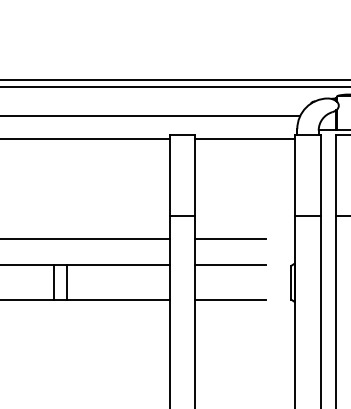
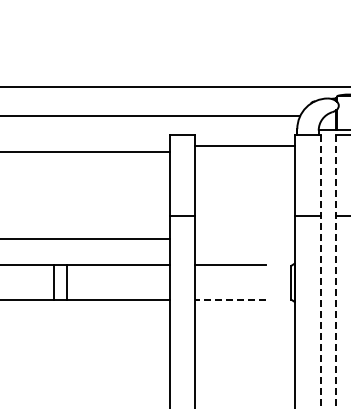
line: present -> none (174, 79)
line position: (85, 138) -> (85, 151) (85, 151)
line position: (245, 138) -> (245, 145) (245, 145)
line: present -> none (230, 238)
line: solid -> dashed (320, 271)
line: solid -> dashed (335, 271)
line: solid -> dashed (230, 300)
